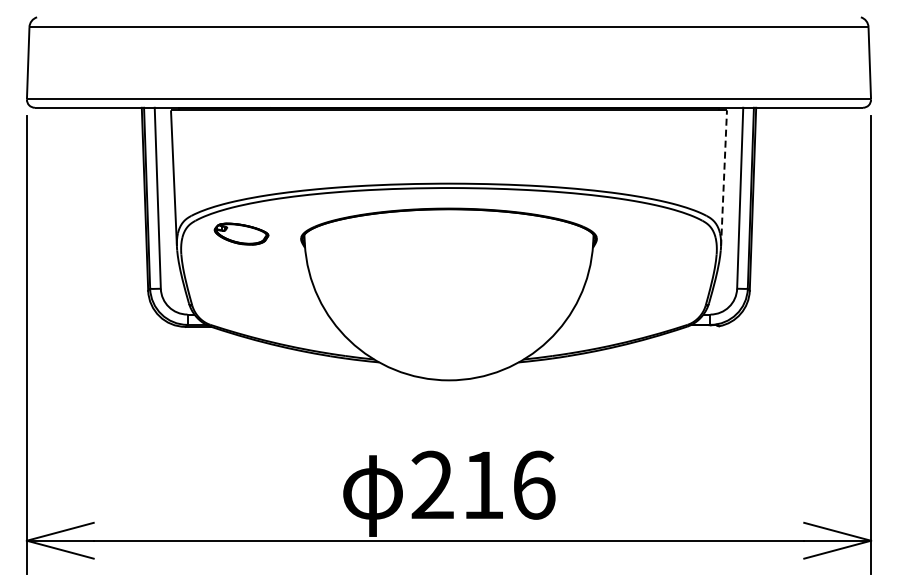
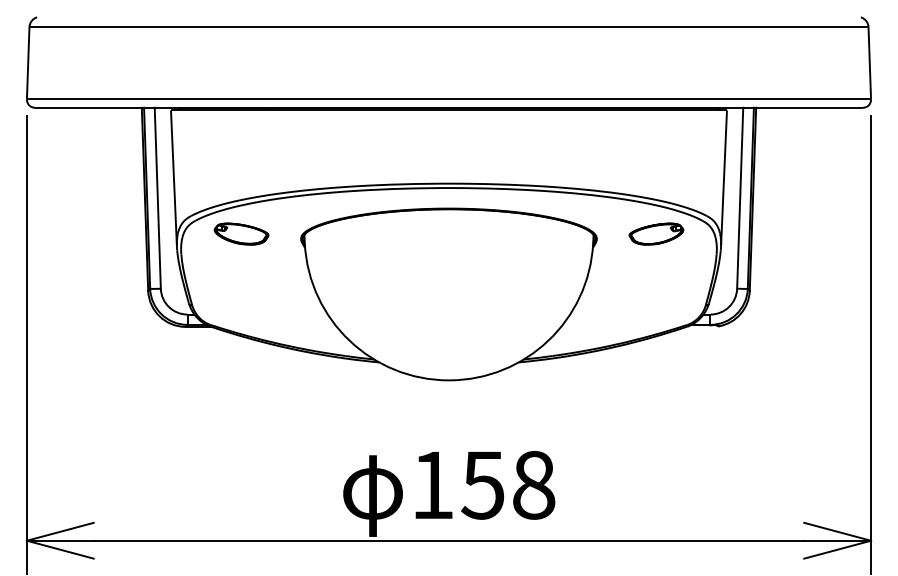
line: dashed -> solid (724, 177)
part: none -> present (656, 233)
text: 216 -> 158 (483, 484)
